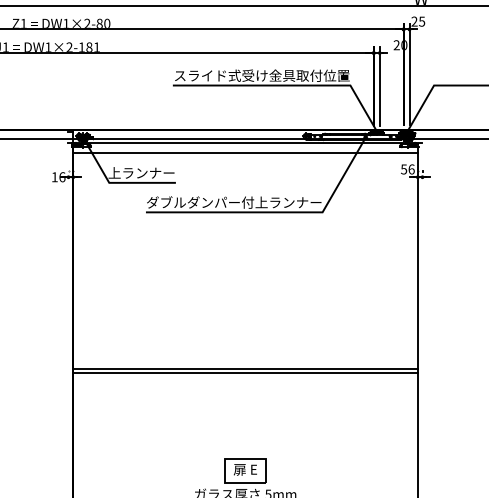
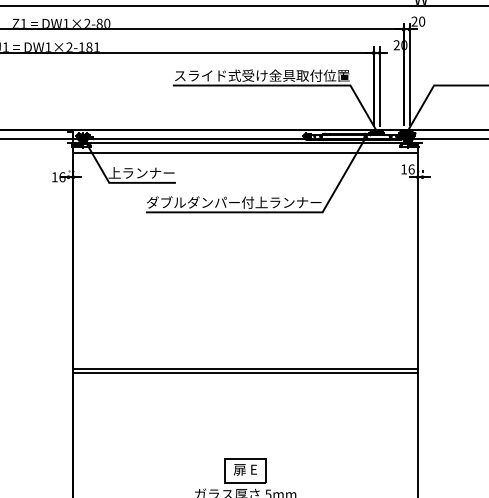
text: 25 -> 20 (422, 21)
text: 56 -> 16 (404, 169)
